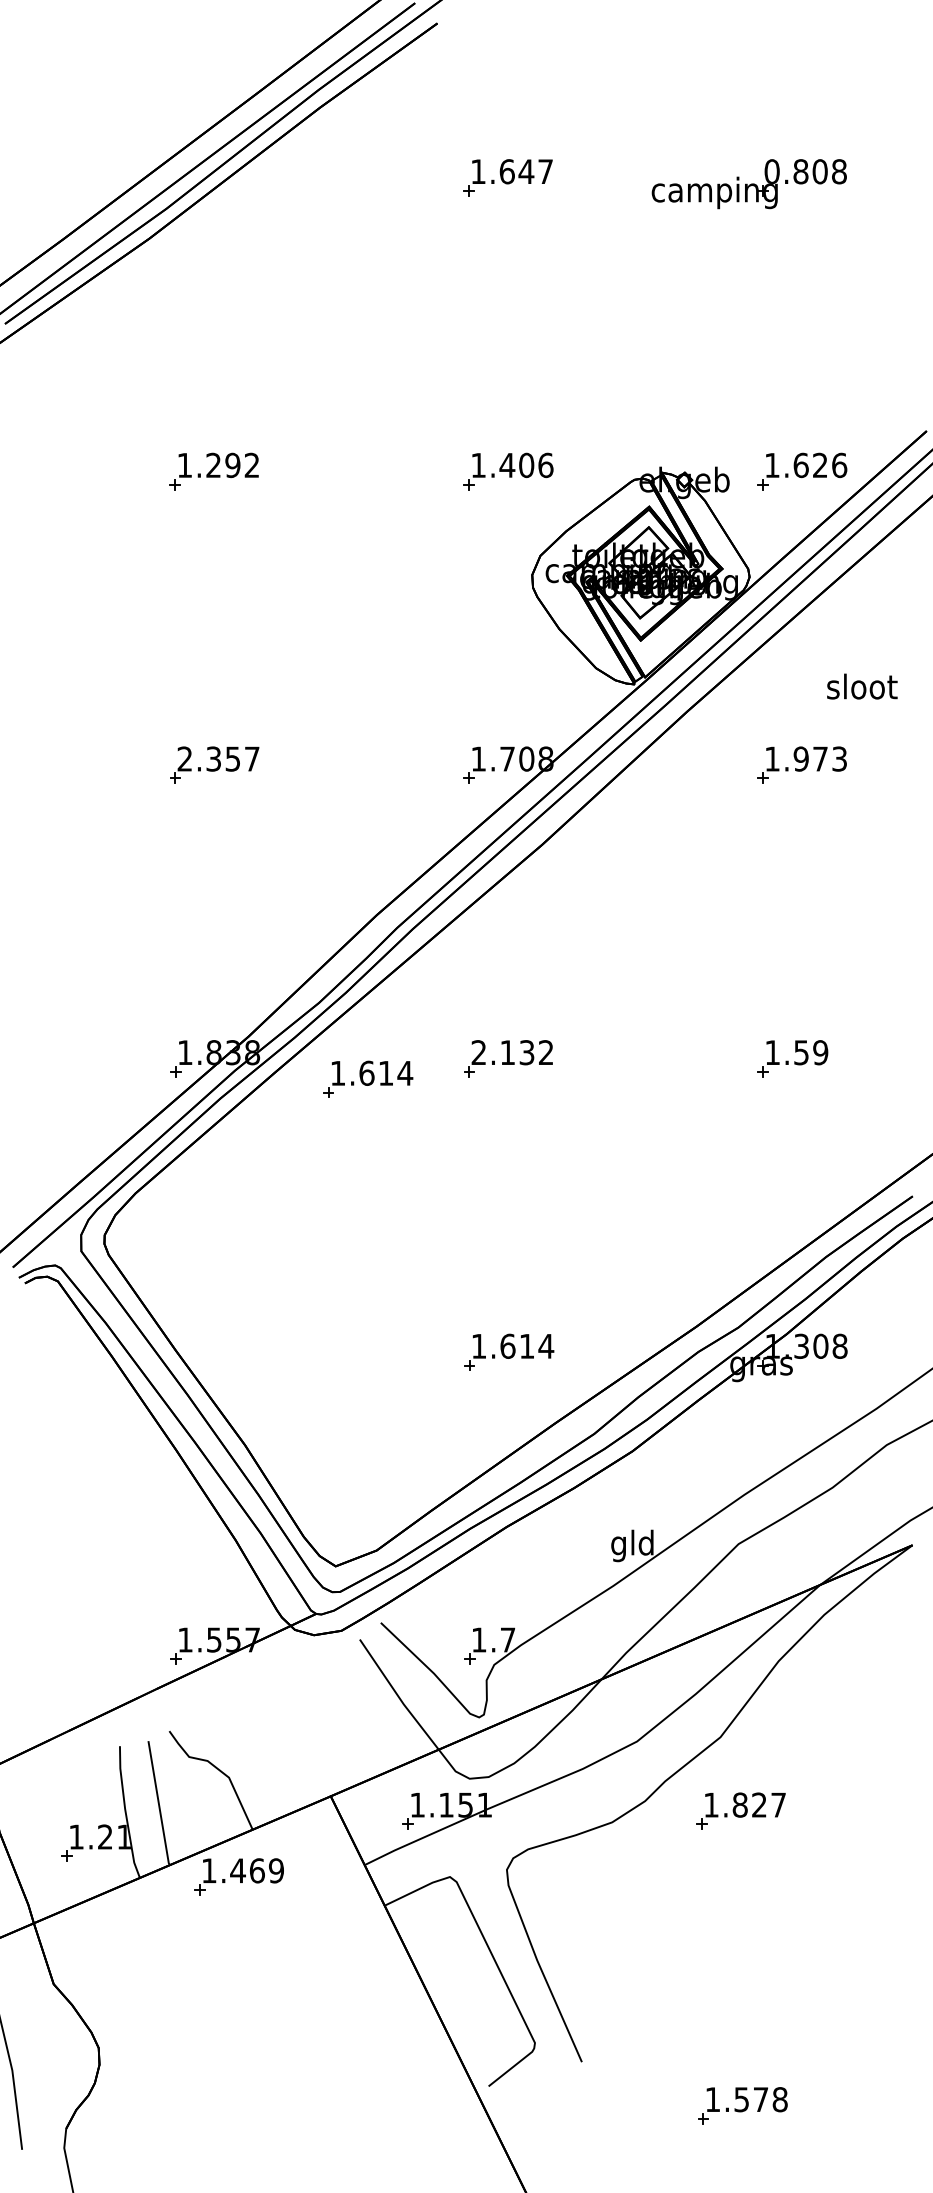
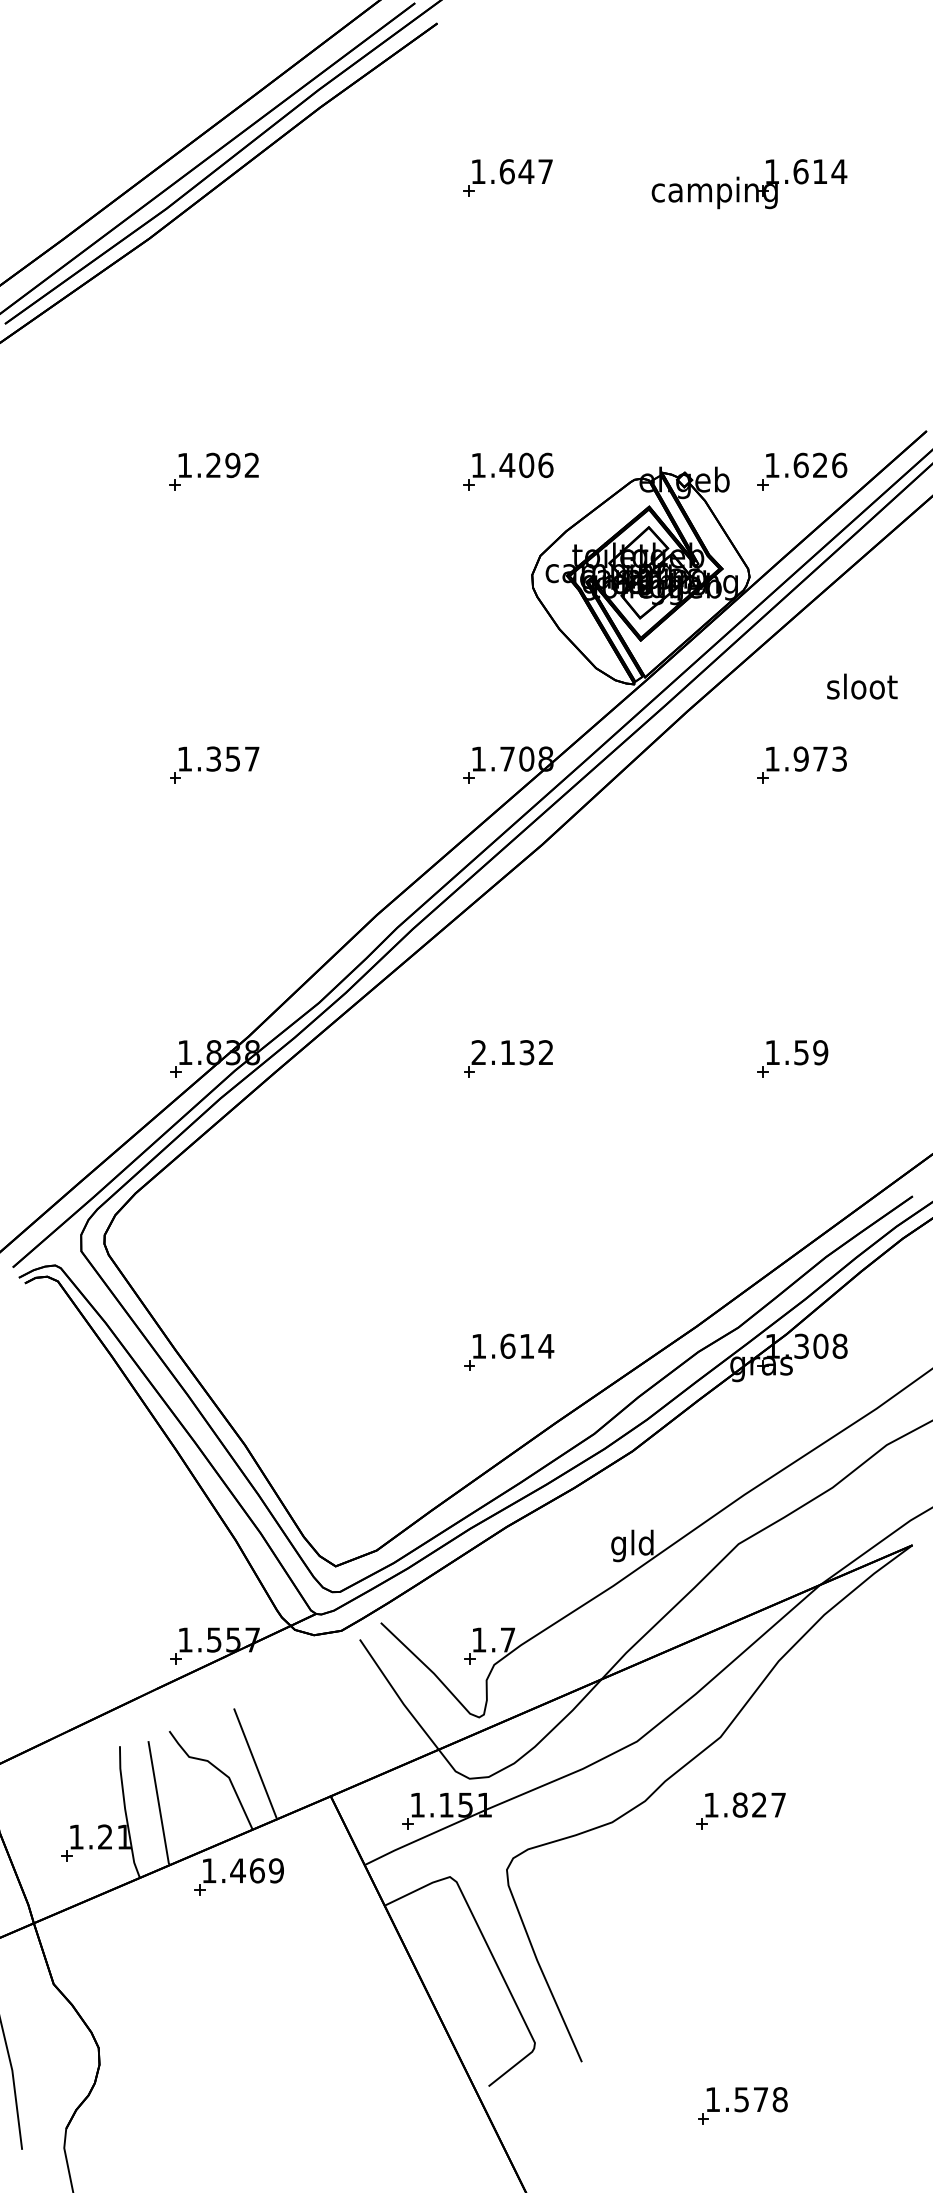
text: 0.808 -> 1.614 (805, 171)
text: 2.357 -> 1.357 (184, 758)
part: present -> none (368, 1078)
line: none -> present (255, 1764)
